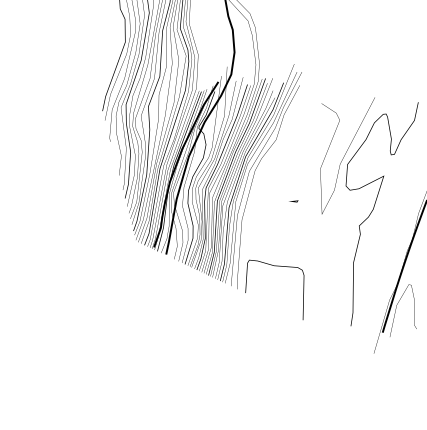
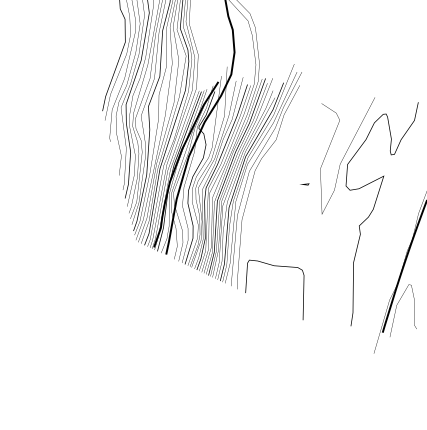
part position: (293, 201) -> (304, 184) (304, 184)
